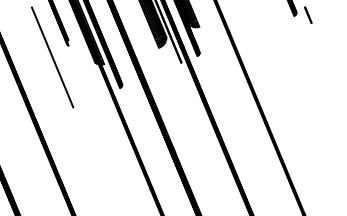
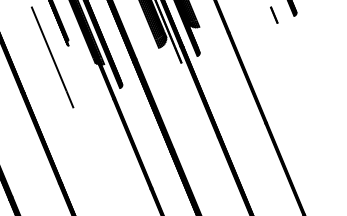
line position: (308, 14) -> (274, 14) (274, 14)
